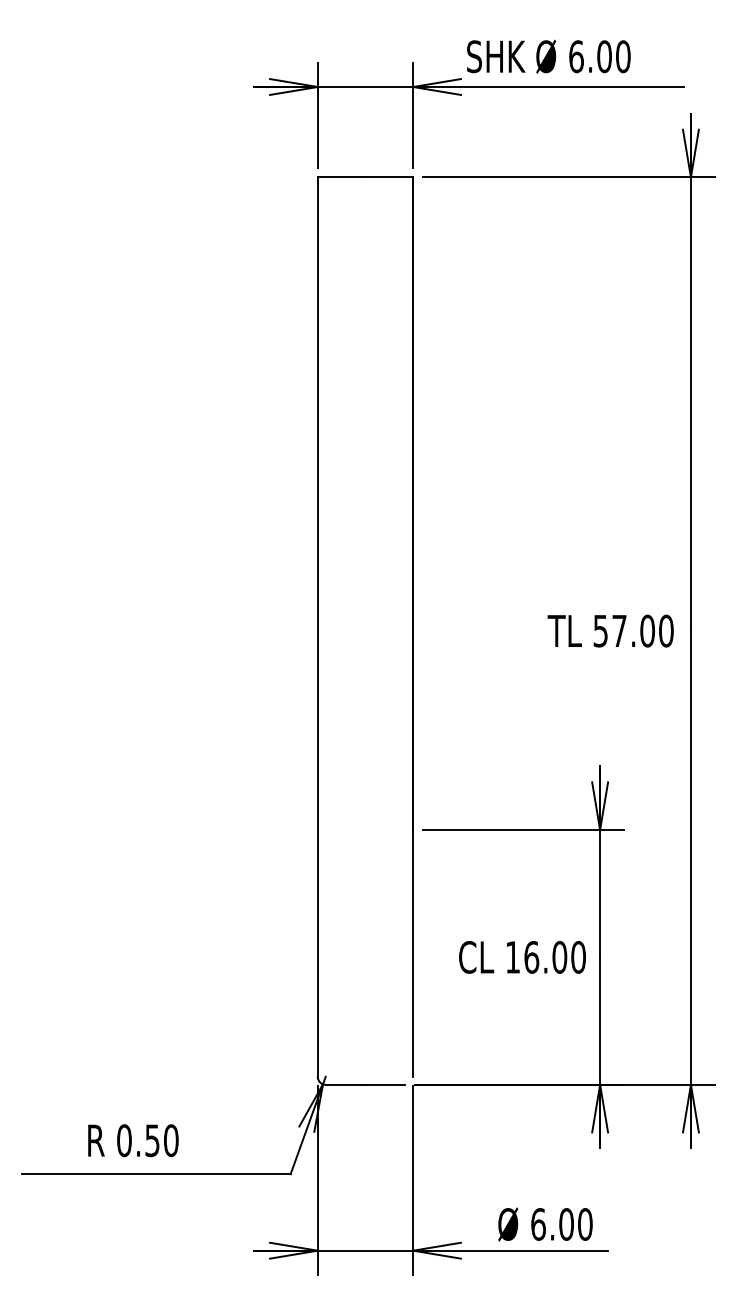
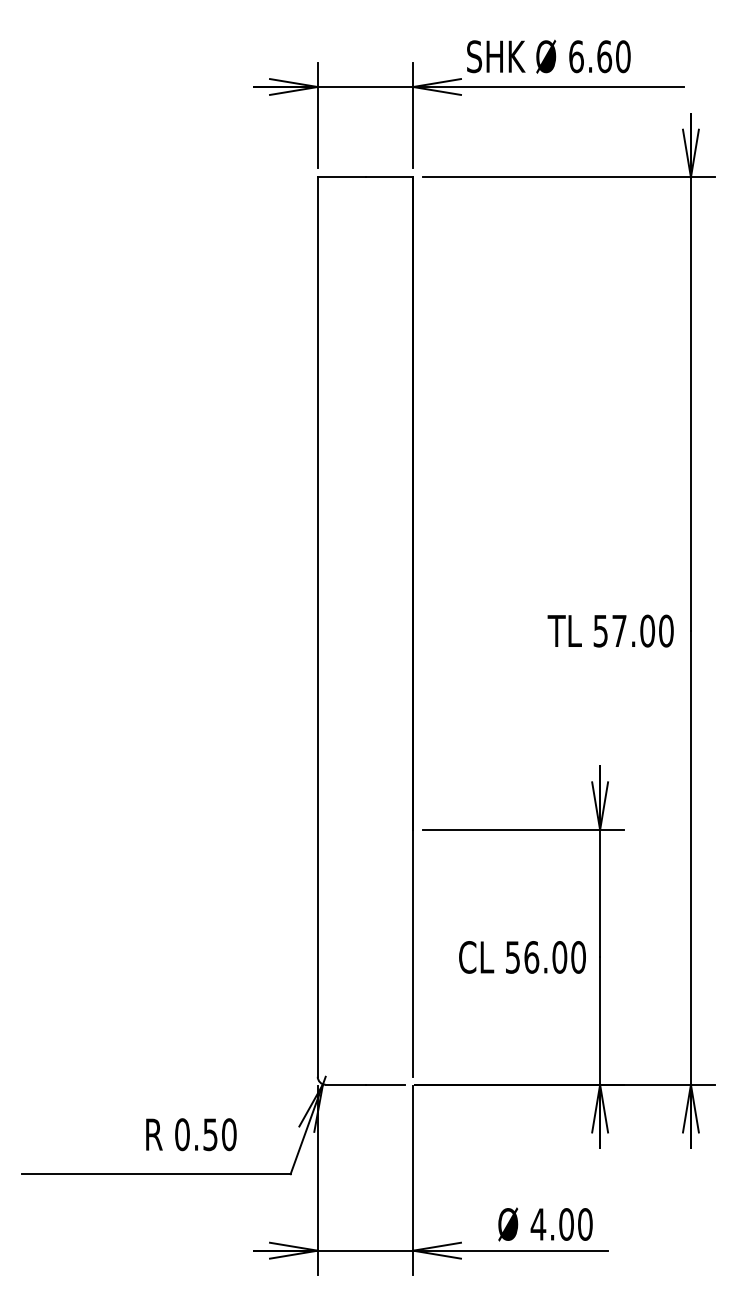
text: 6.00 -> 6.60 (604, 56)
text: 16.00 -> 56.00 (512, 957)
text position: (133, 1140) -> (191, 1134) (191, 1134)
text: 6.00 -> 4.00 (538, 1224)
